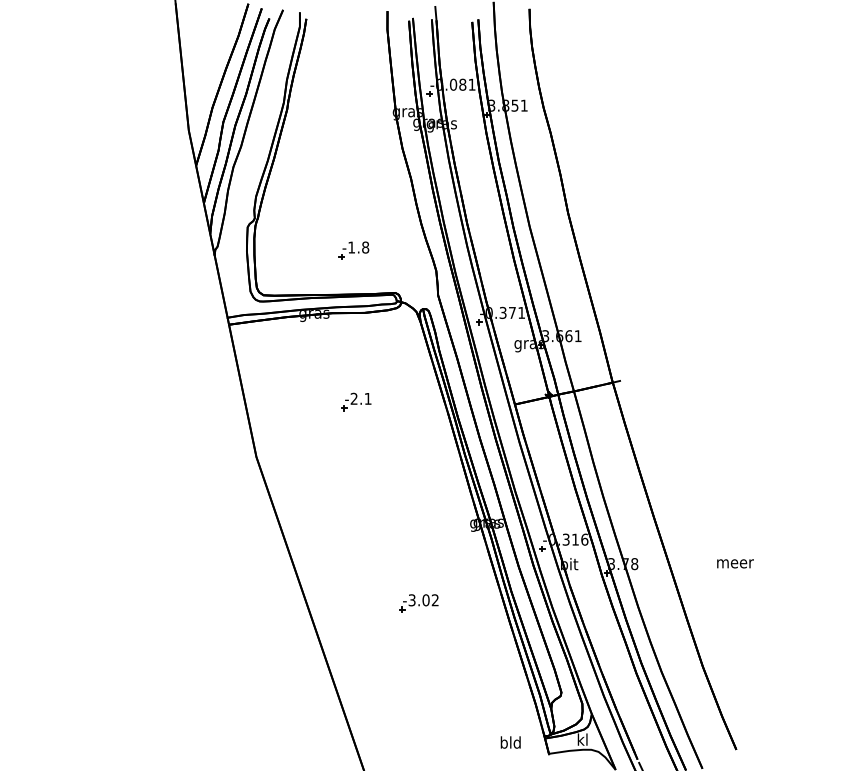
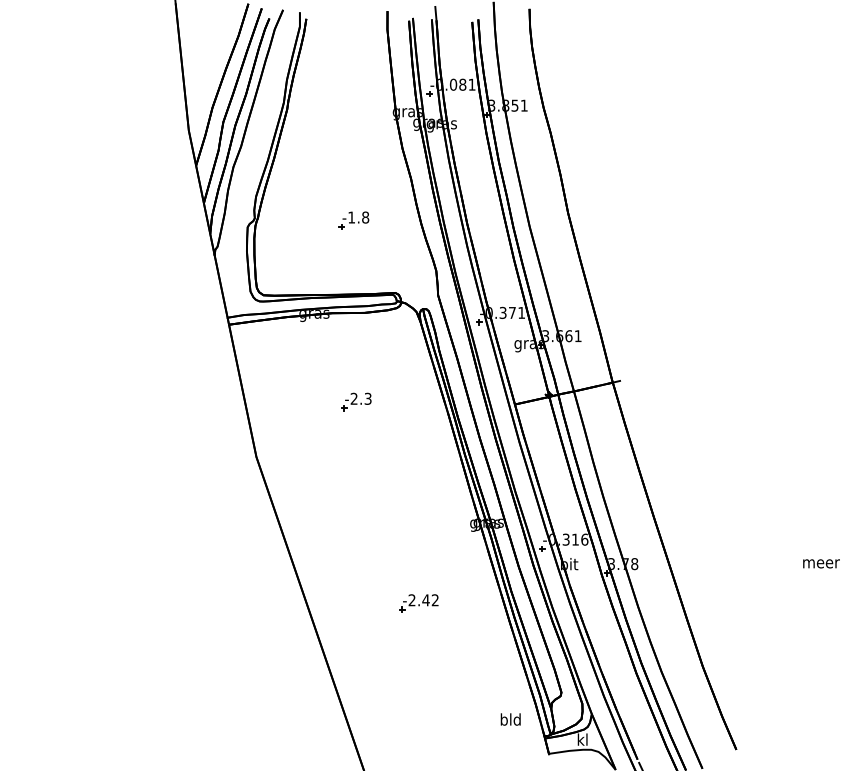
part position: (353, 250) -> (353, 220) (353, 220)
text: -2.1 -> -2.3 (367, 398)
text position: (735, 563) -> (821, 563) (821, 563)
text: -3.02 -> -2.42 (418, 600)
text position: (510, 742) -> (510, 719) (510, 719)
